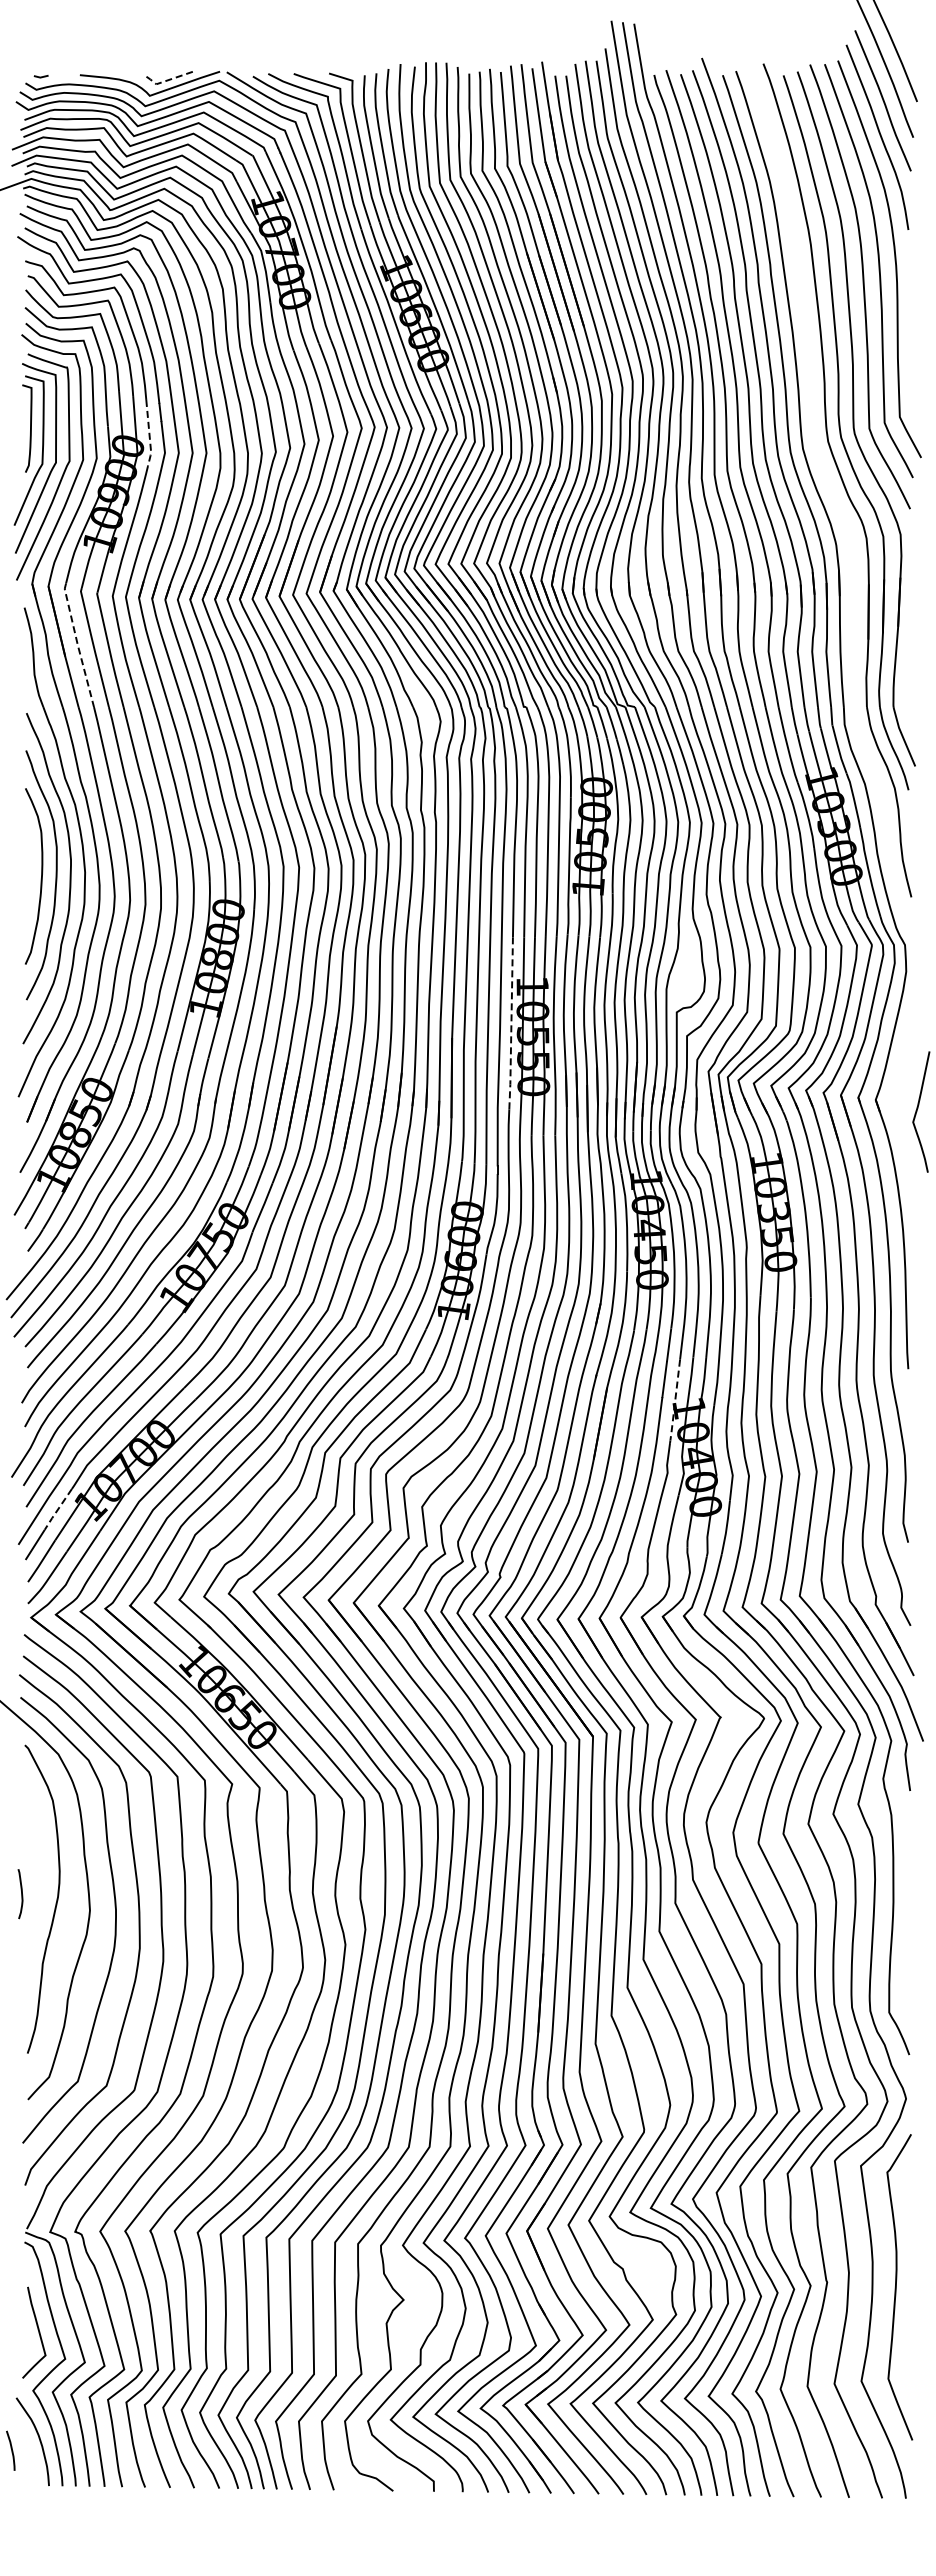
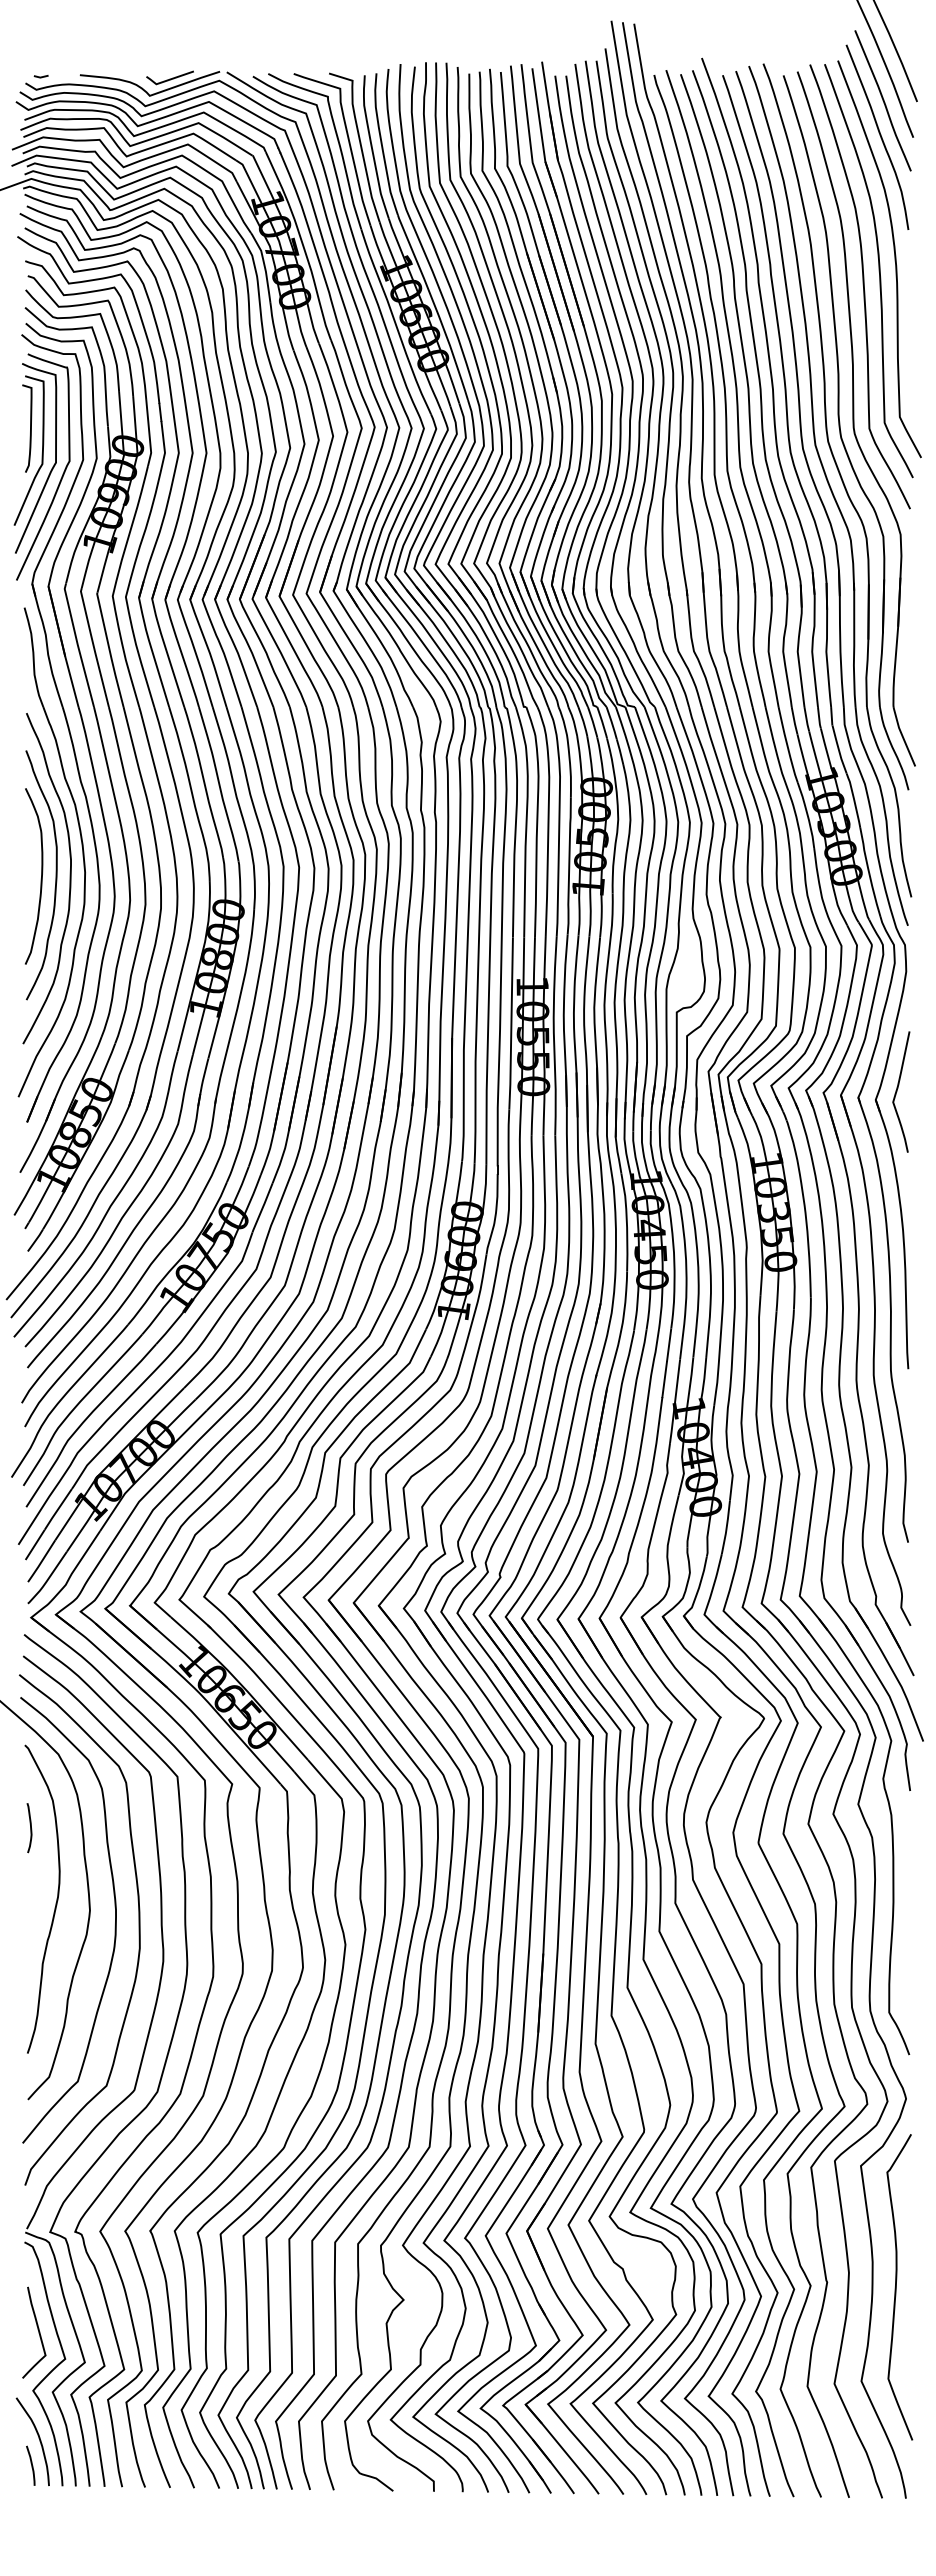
line: dashed -> solid (168, 80)
line: dashed -> solid (149, 435)
part: none -> present (828, 495)
line: dashed -> solid (77, 645)
line: dashed -> solid (511, 1023)
curve position: (917, 1111) -> (897, 1091) (897, 1091)
line: dashed -> solid (674, 1403)
line: dashed -> solid (57, 1510)
curve position: (21, 1894) -> (30, 1828) (30, 1828)
curve position: (11, 2450) -> (31, 2465) (31, 2465)
